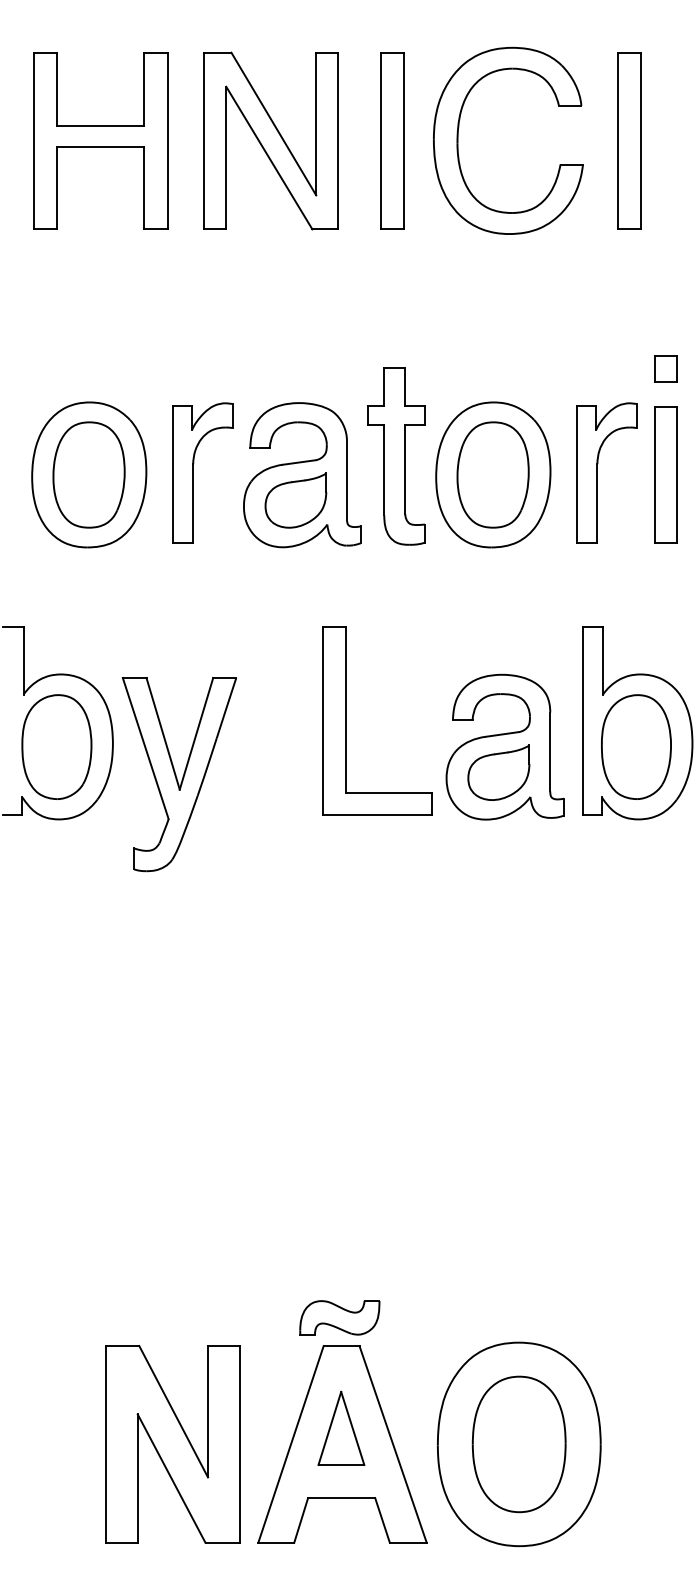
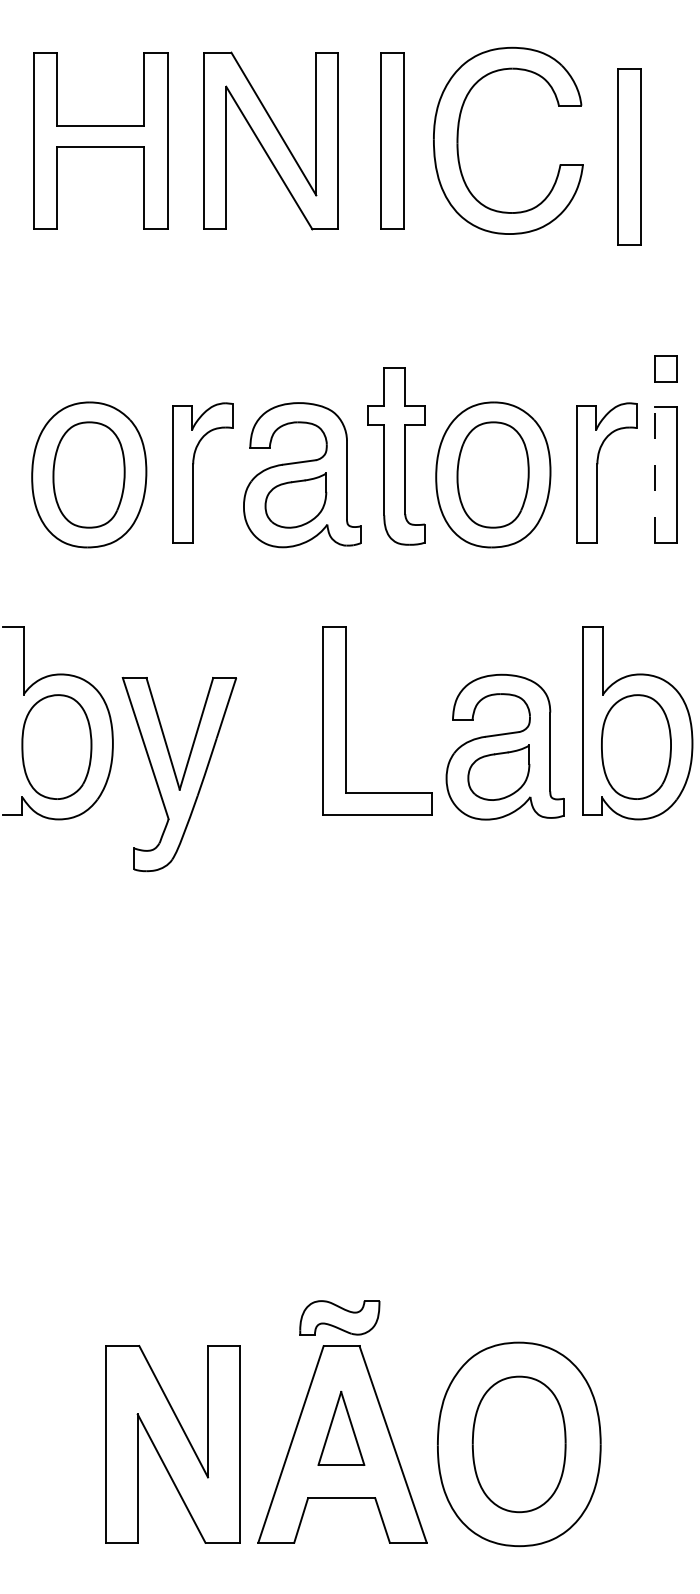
part position: (629, 140) -> (629, 156) (629, 156)
line: solid -> dashed (655, 474)
